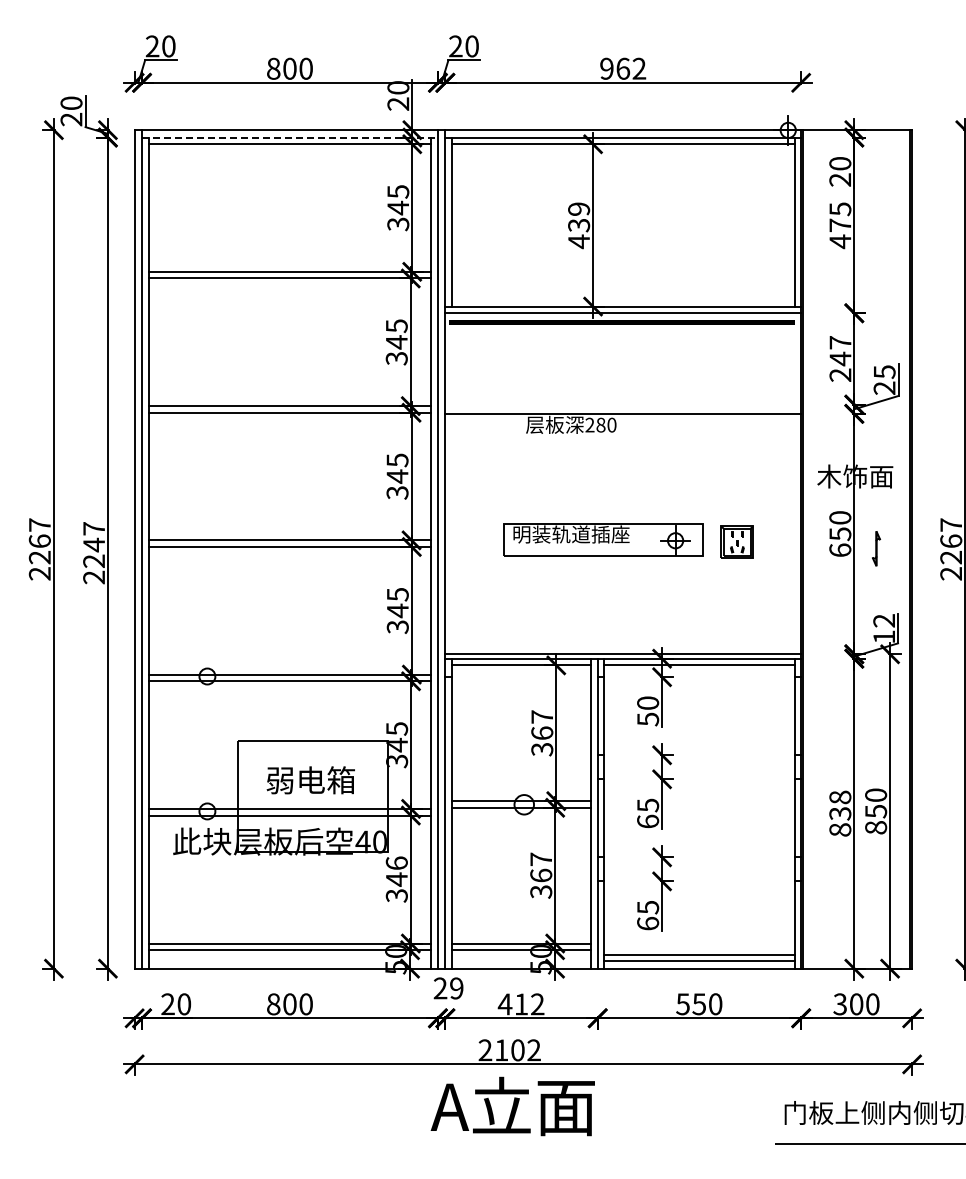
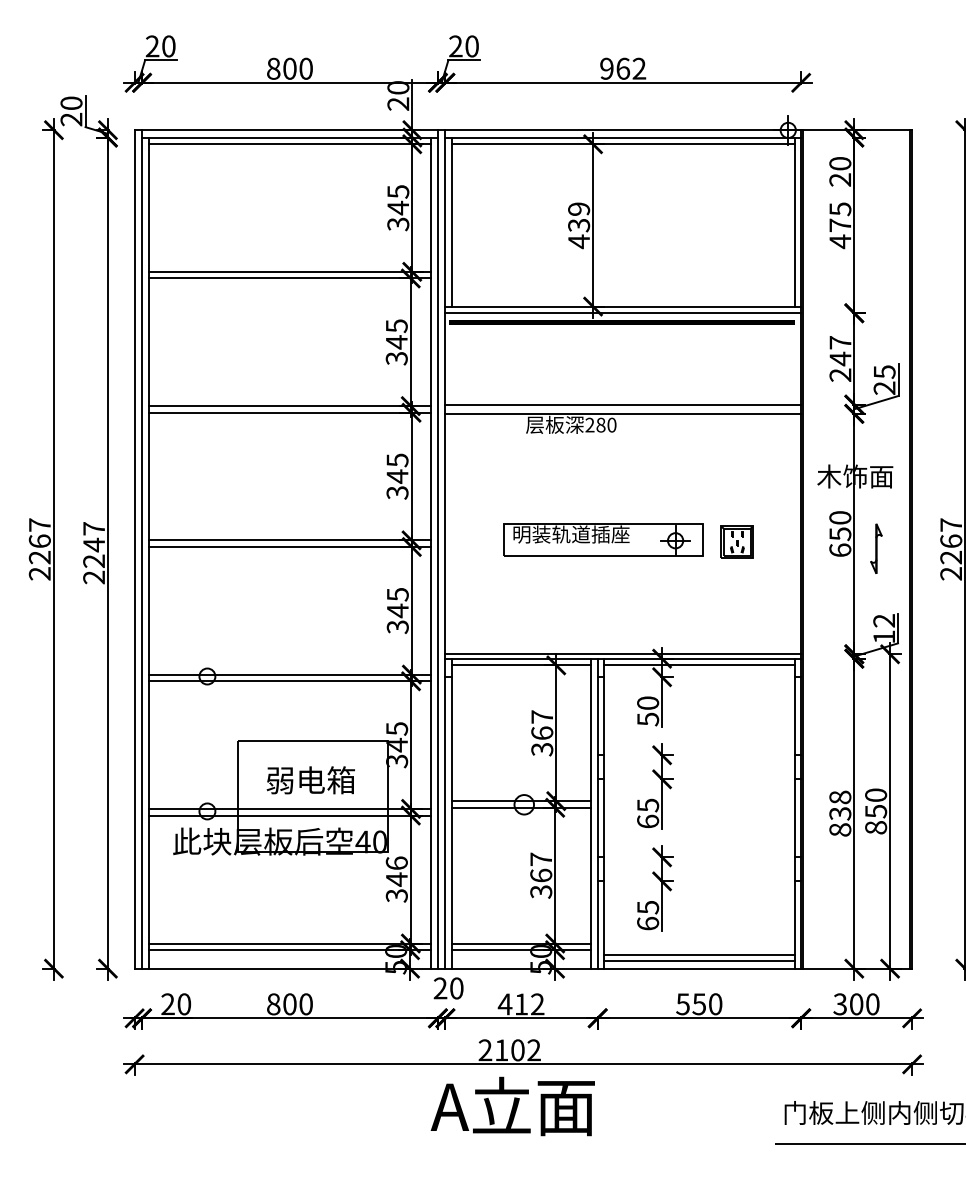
line: dashed -> solid (290, 137)
line: none -> present (623, 404)
part size: 10x36 px -> 13x51 px (876, 548)
text: 29 -> 20 (456, 988)
